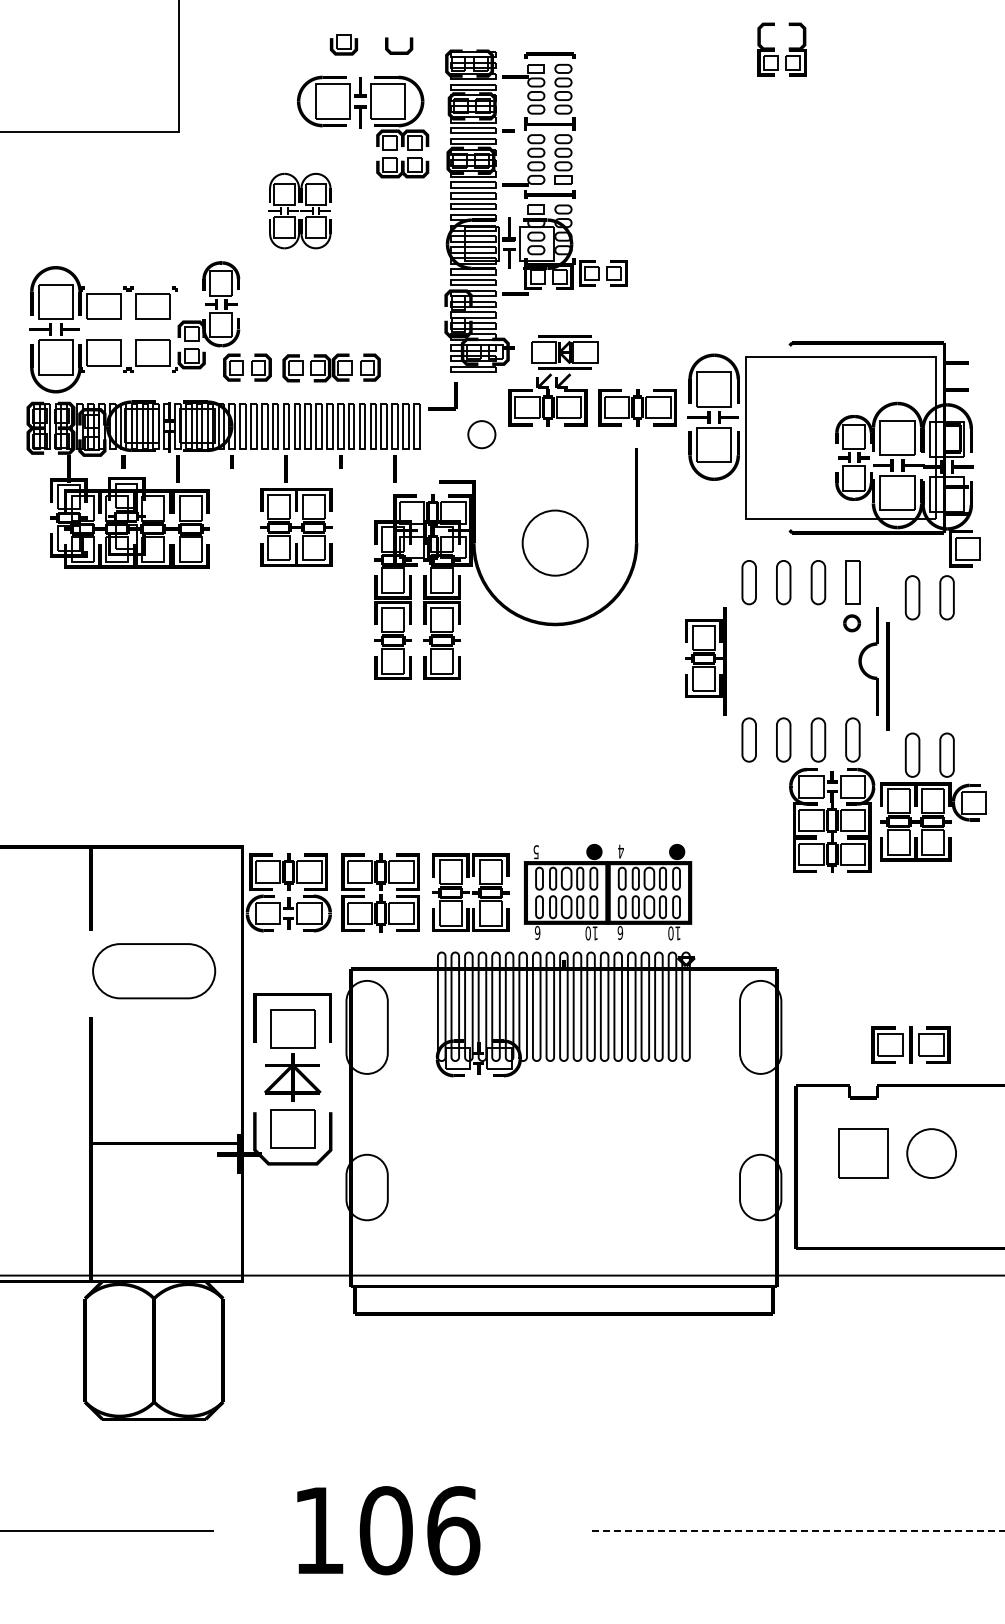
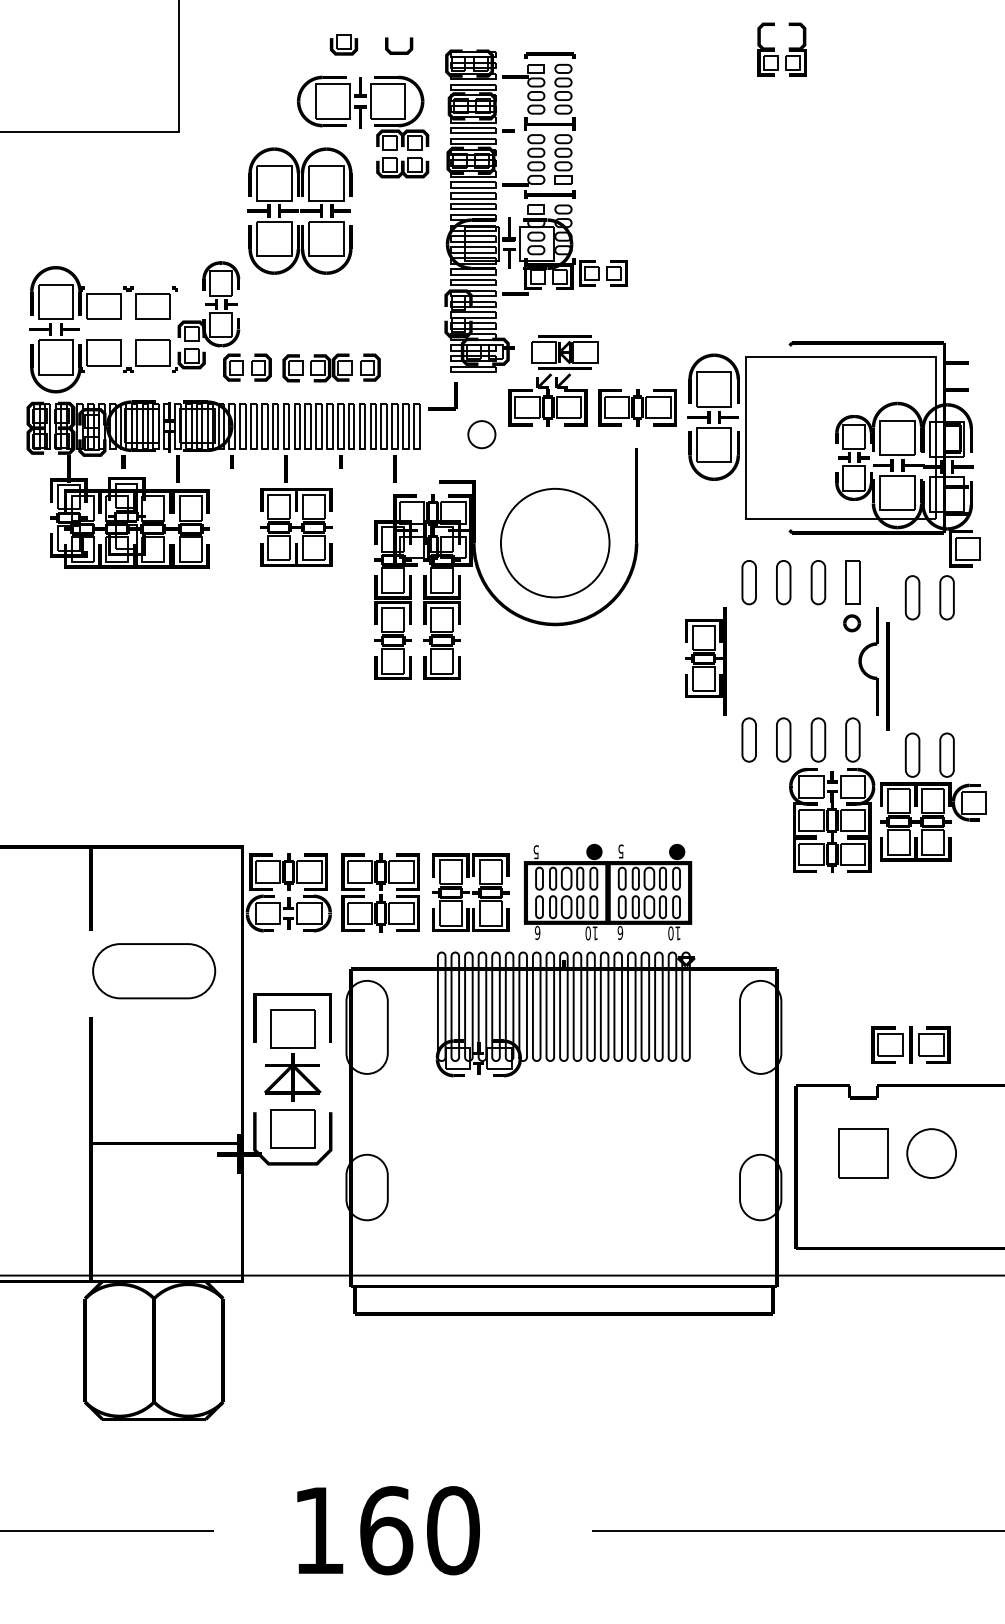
part size: 64x78 px -> 106x128 px (299, 210)
circle diameter: 65 px -> 109 px (554, 542)
text: 4 -> 5 (620, 851)
text: 106 -> 160 (419, 1530)
line: dashed -> solid (798, 1530)
